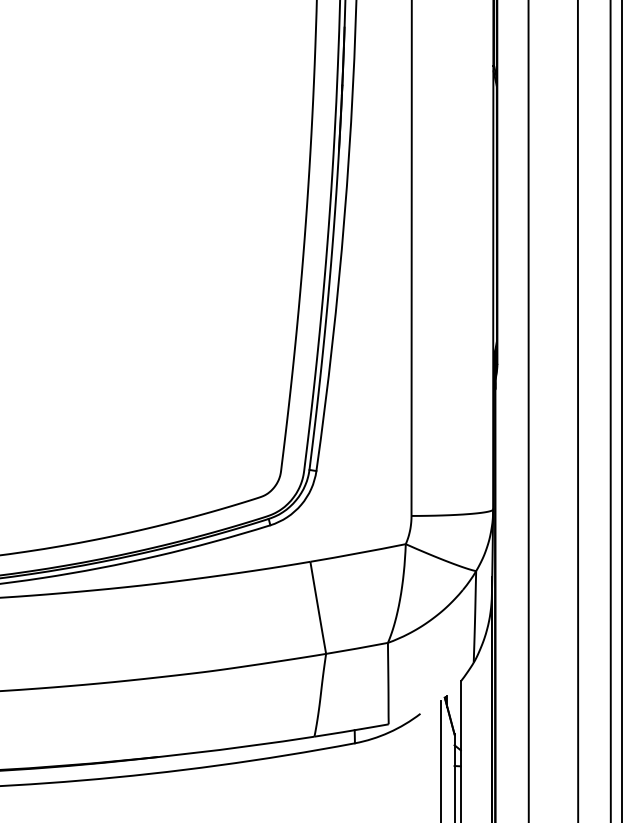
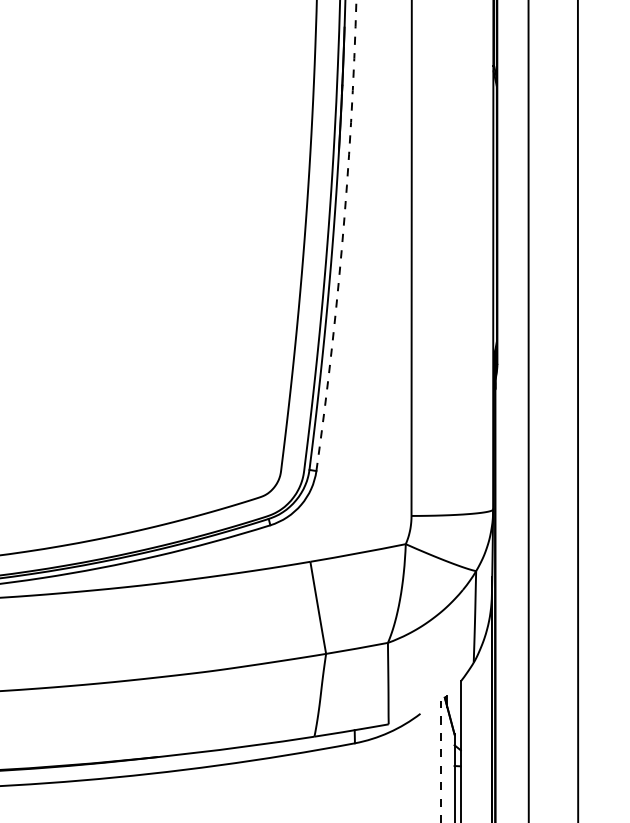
arc: solid -> dashed (342, 235)
line: present -> none (610, 410)
line: present -> none (621, 410)
line: solid -> dashed (440, 761)
